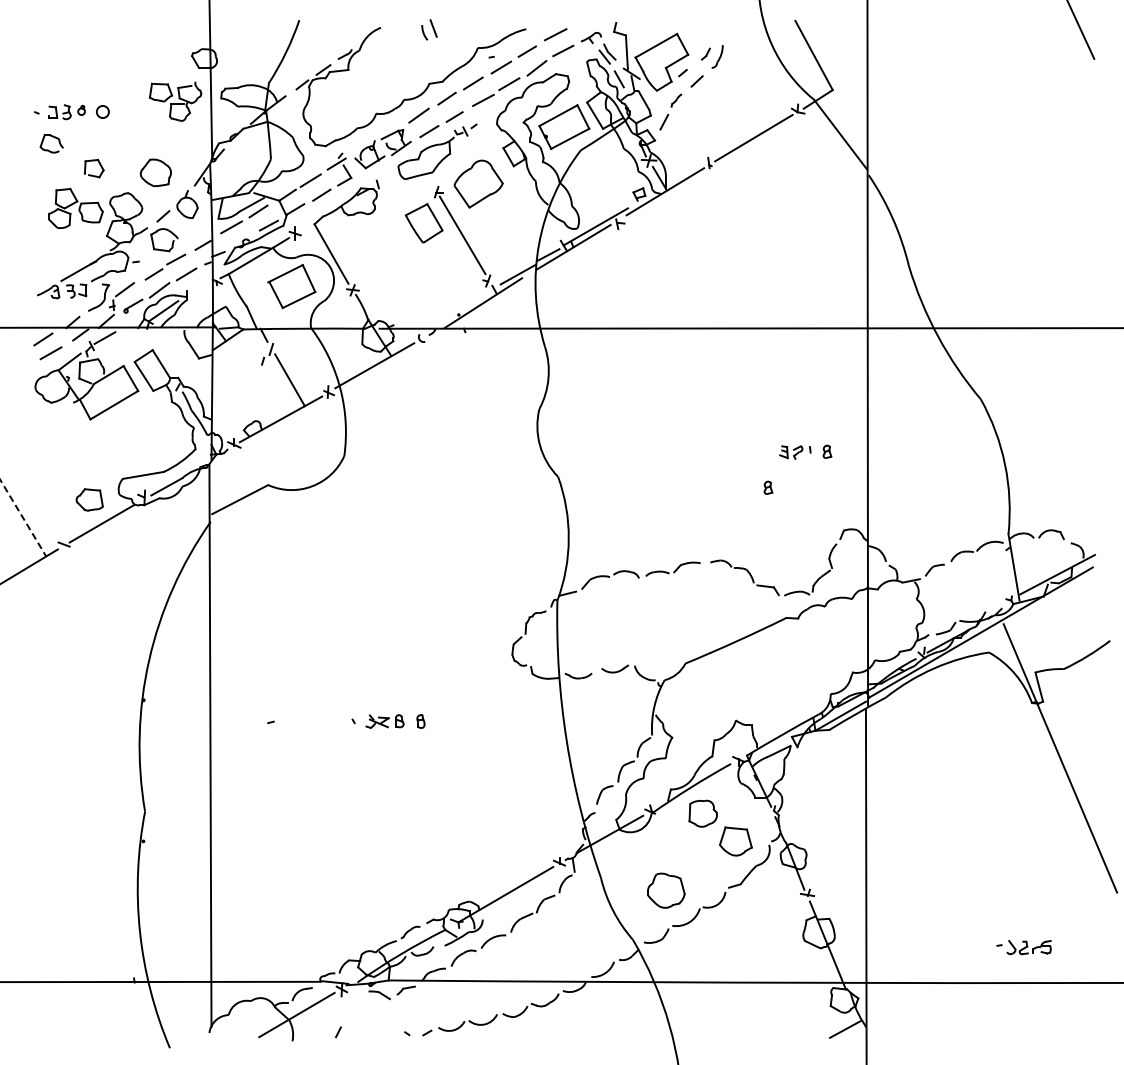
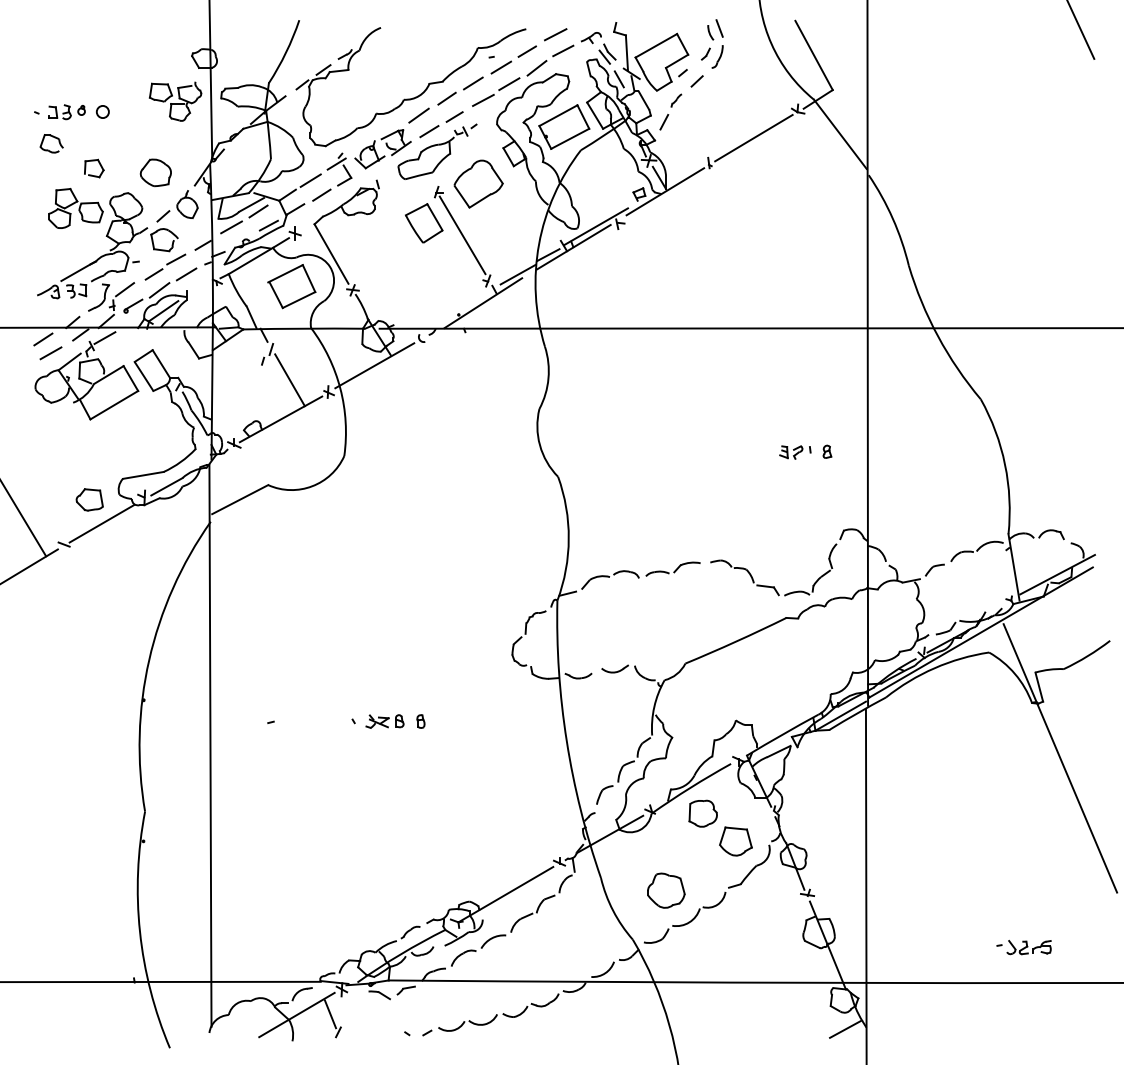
part position: (429, 29) -> (715, 29) (715, 29)
part: present -> none (768, 487)
line: dashed -> solid (23, 518)
line: none -> present (330, 1014)
